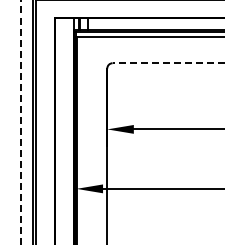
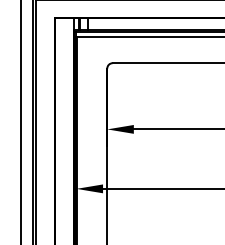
line: dashed -> solid (168, 63)
line: dashed -> solid (21, 122)
